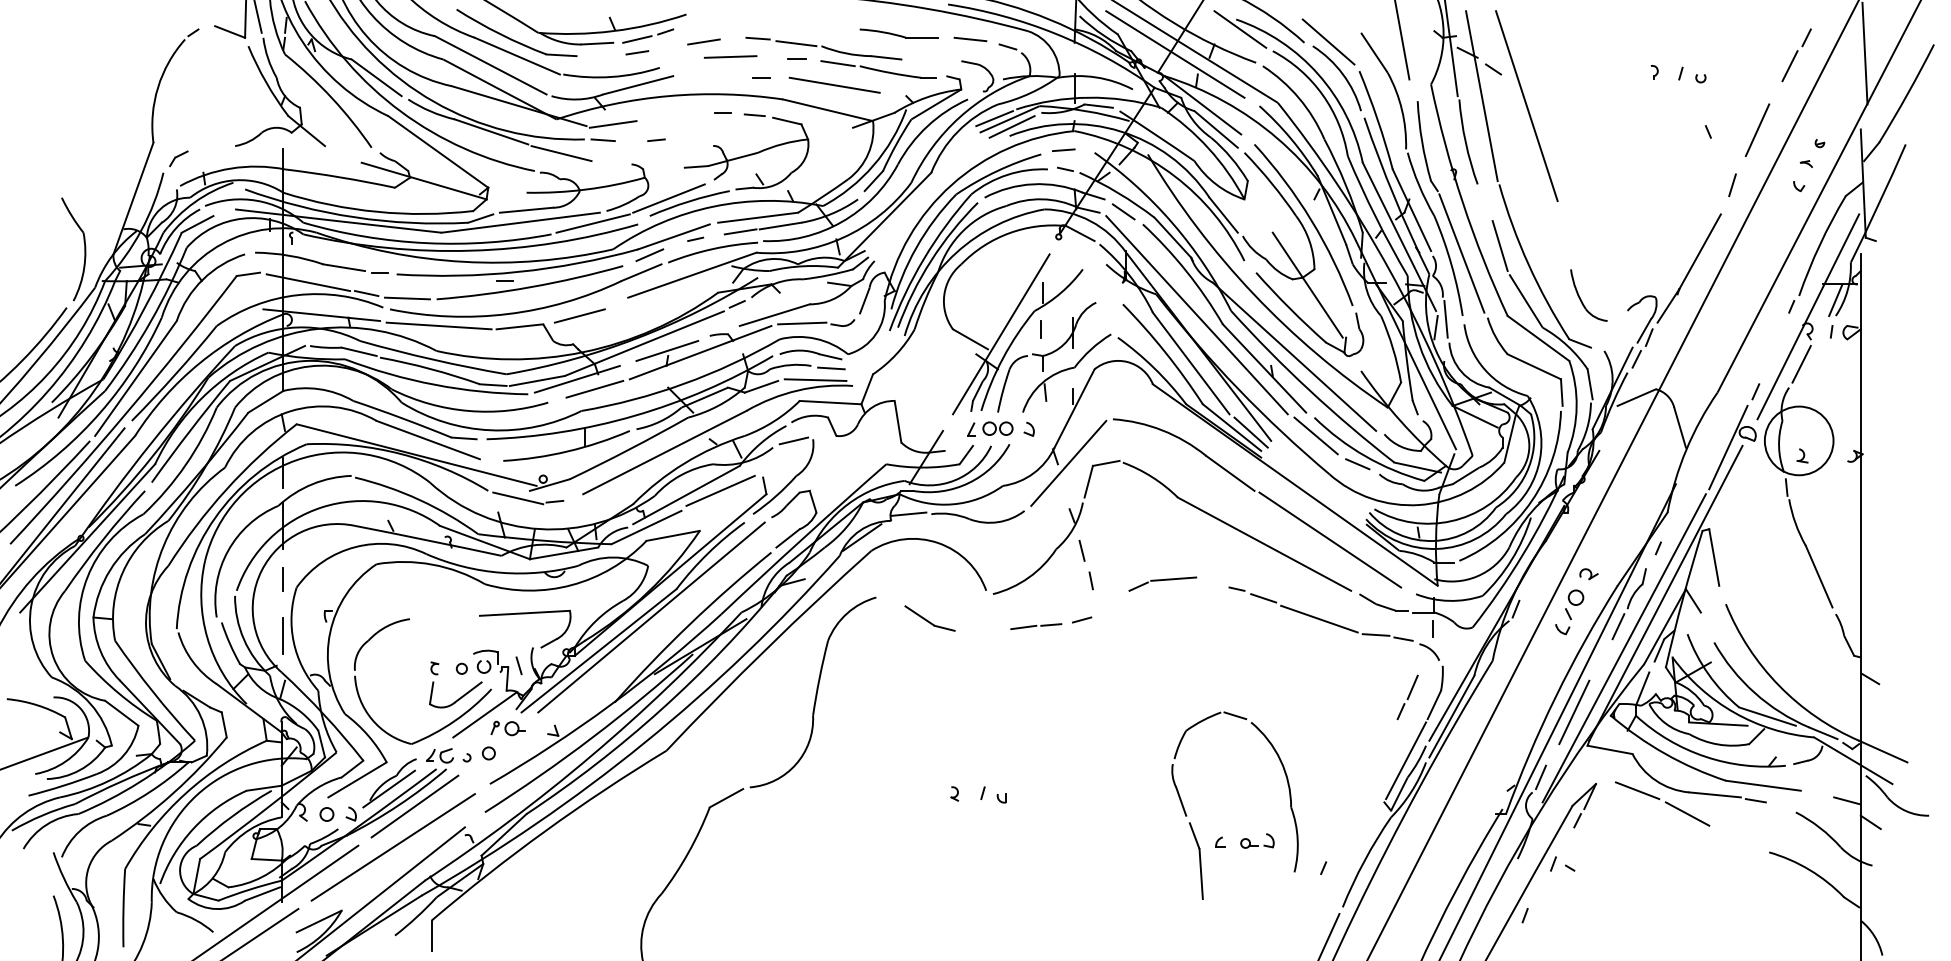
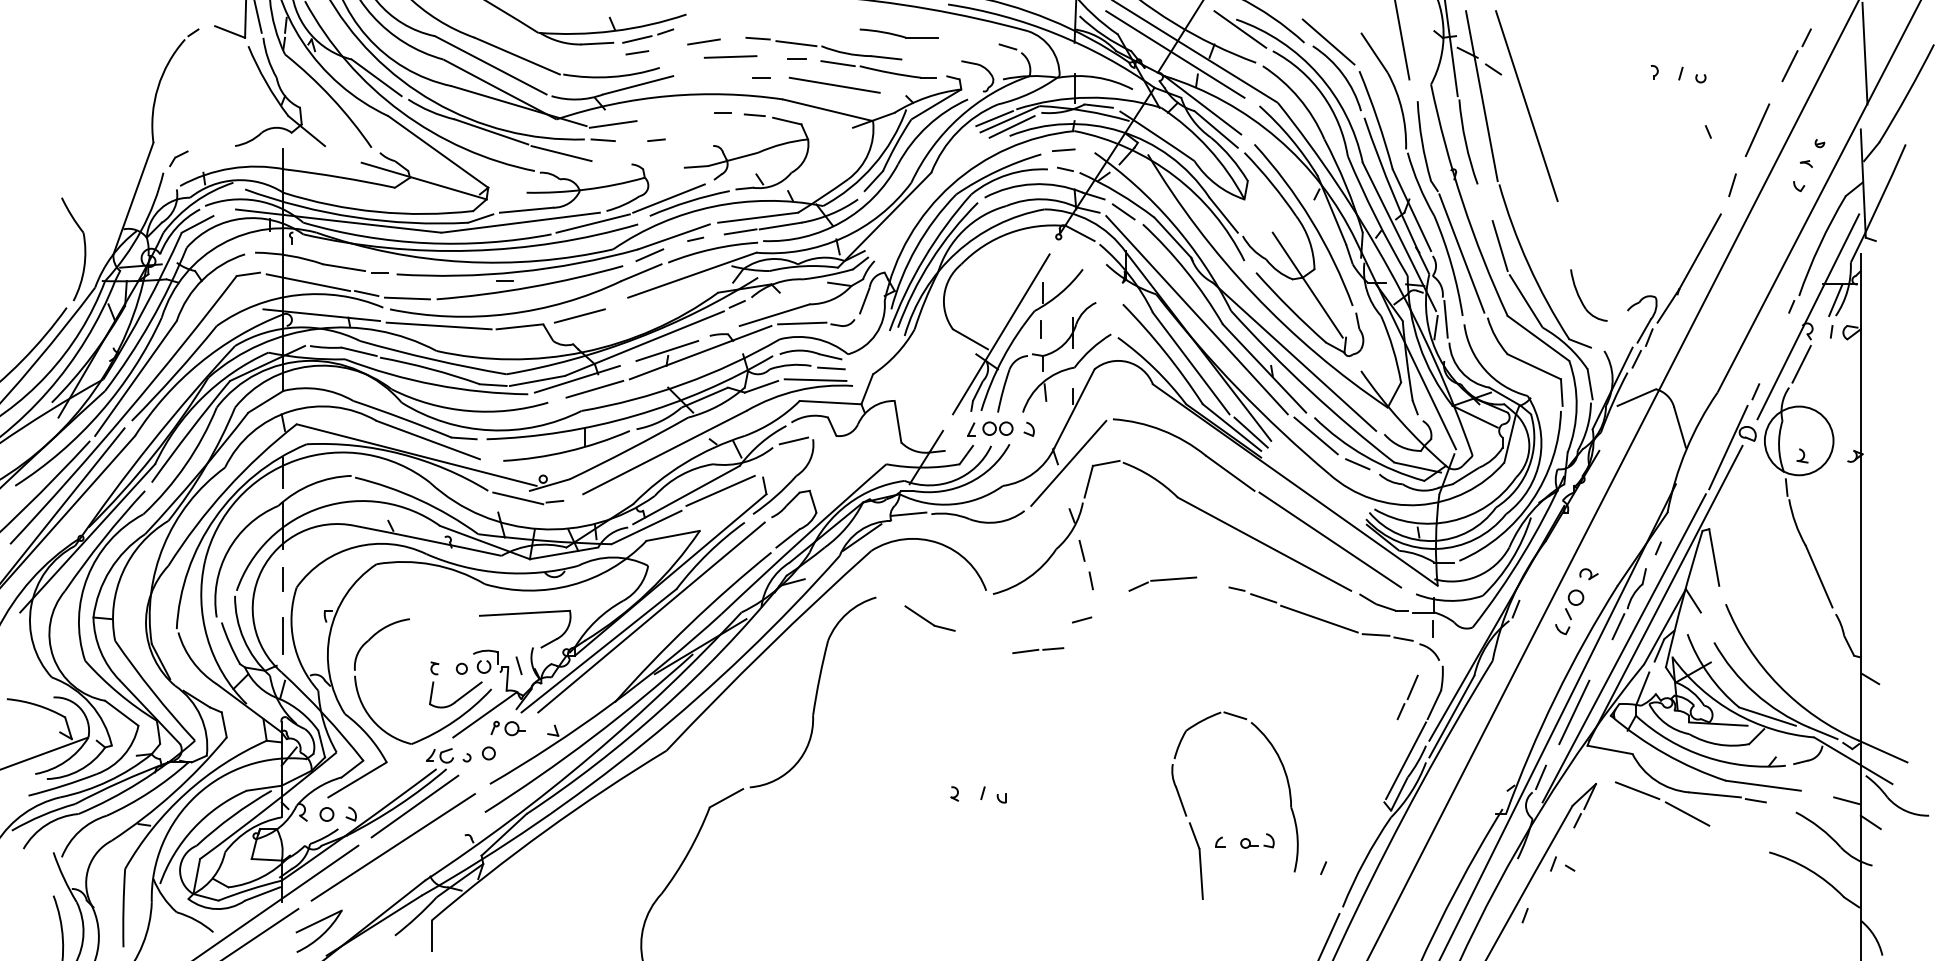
part: present -> none (513, 39)
line: present -> none (970, 39)
part position: (1036, 626) -> (1038, 650) (1038, 650)
part: present -> none (389, 783)
line: present -> none (381, 892)
